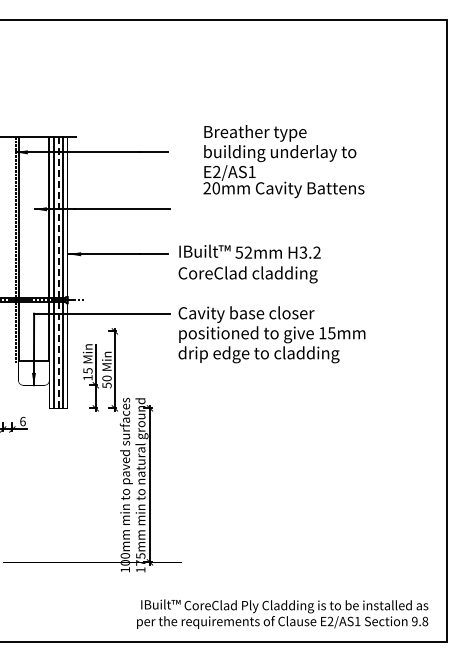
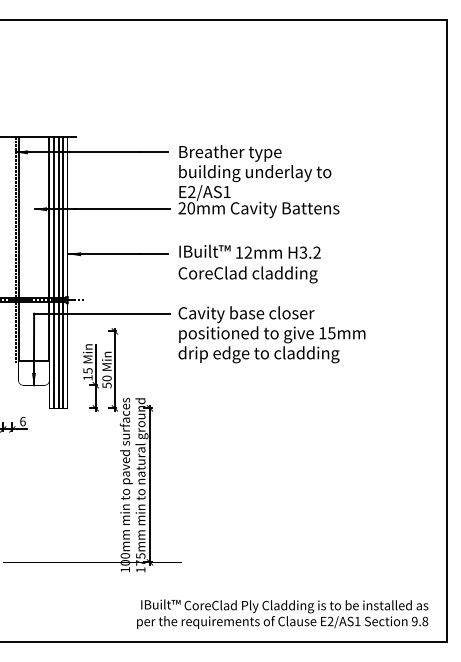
text position: (283, 161) -> (258, 181) (258, 181)
text: 52mm -> 12mm (238, 252)
line: dashed -> solid (58, 272)
